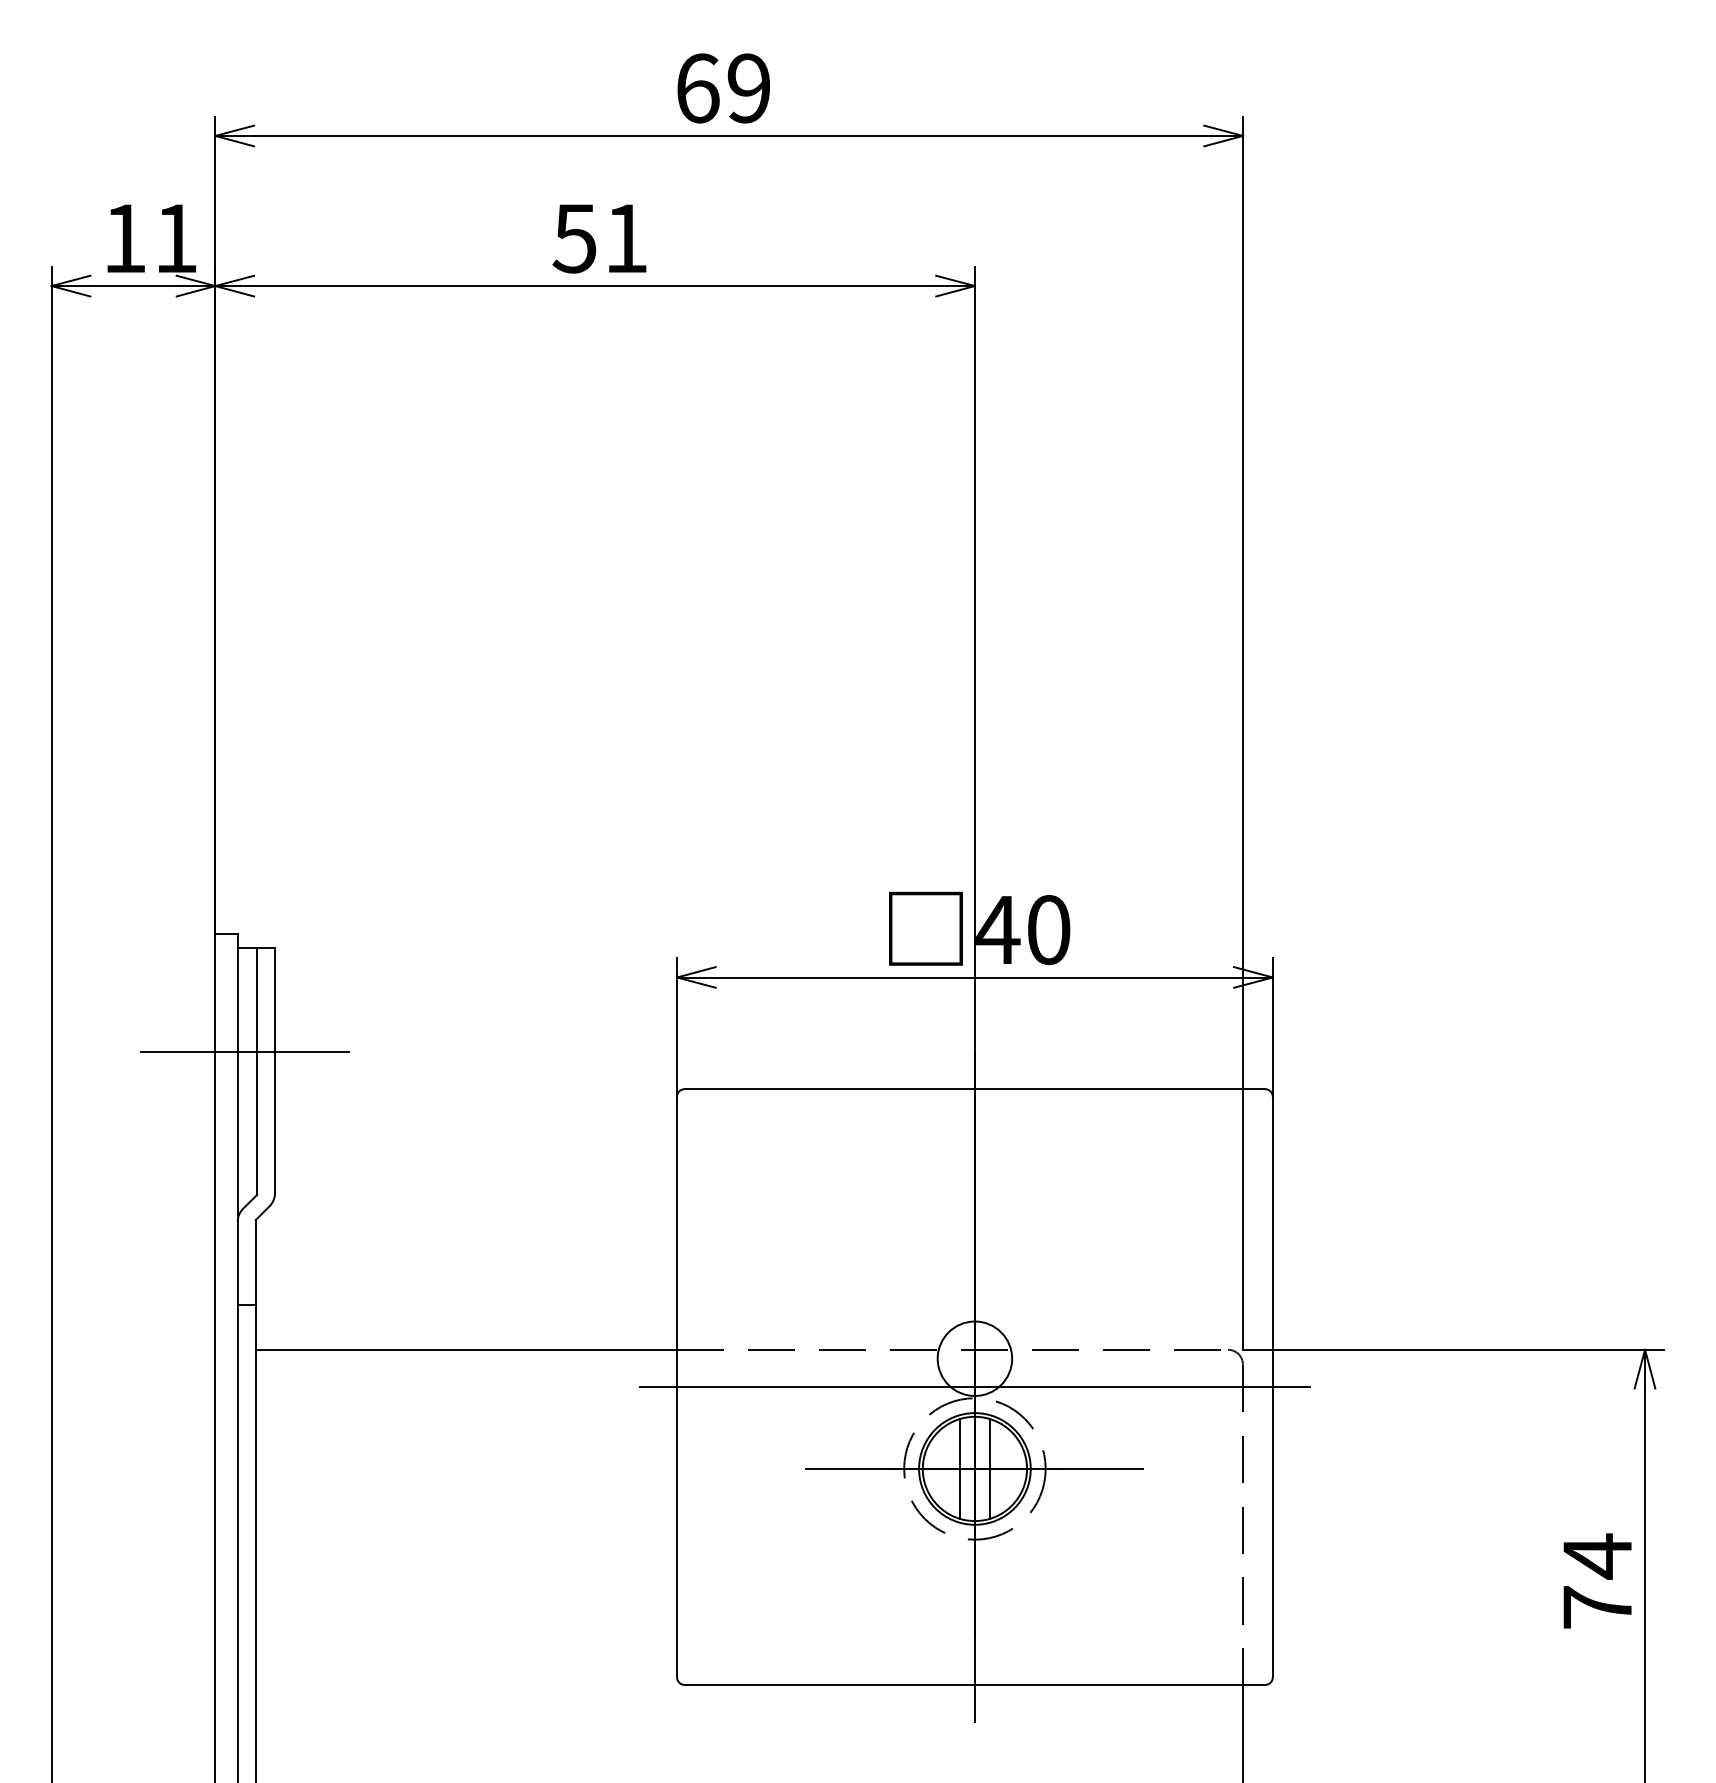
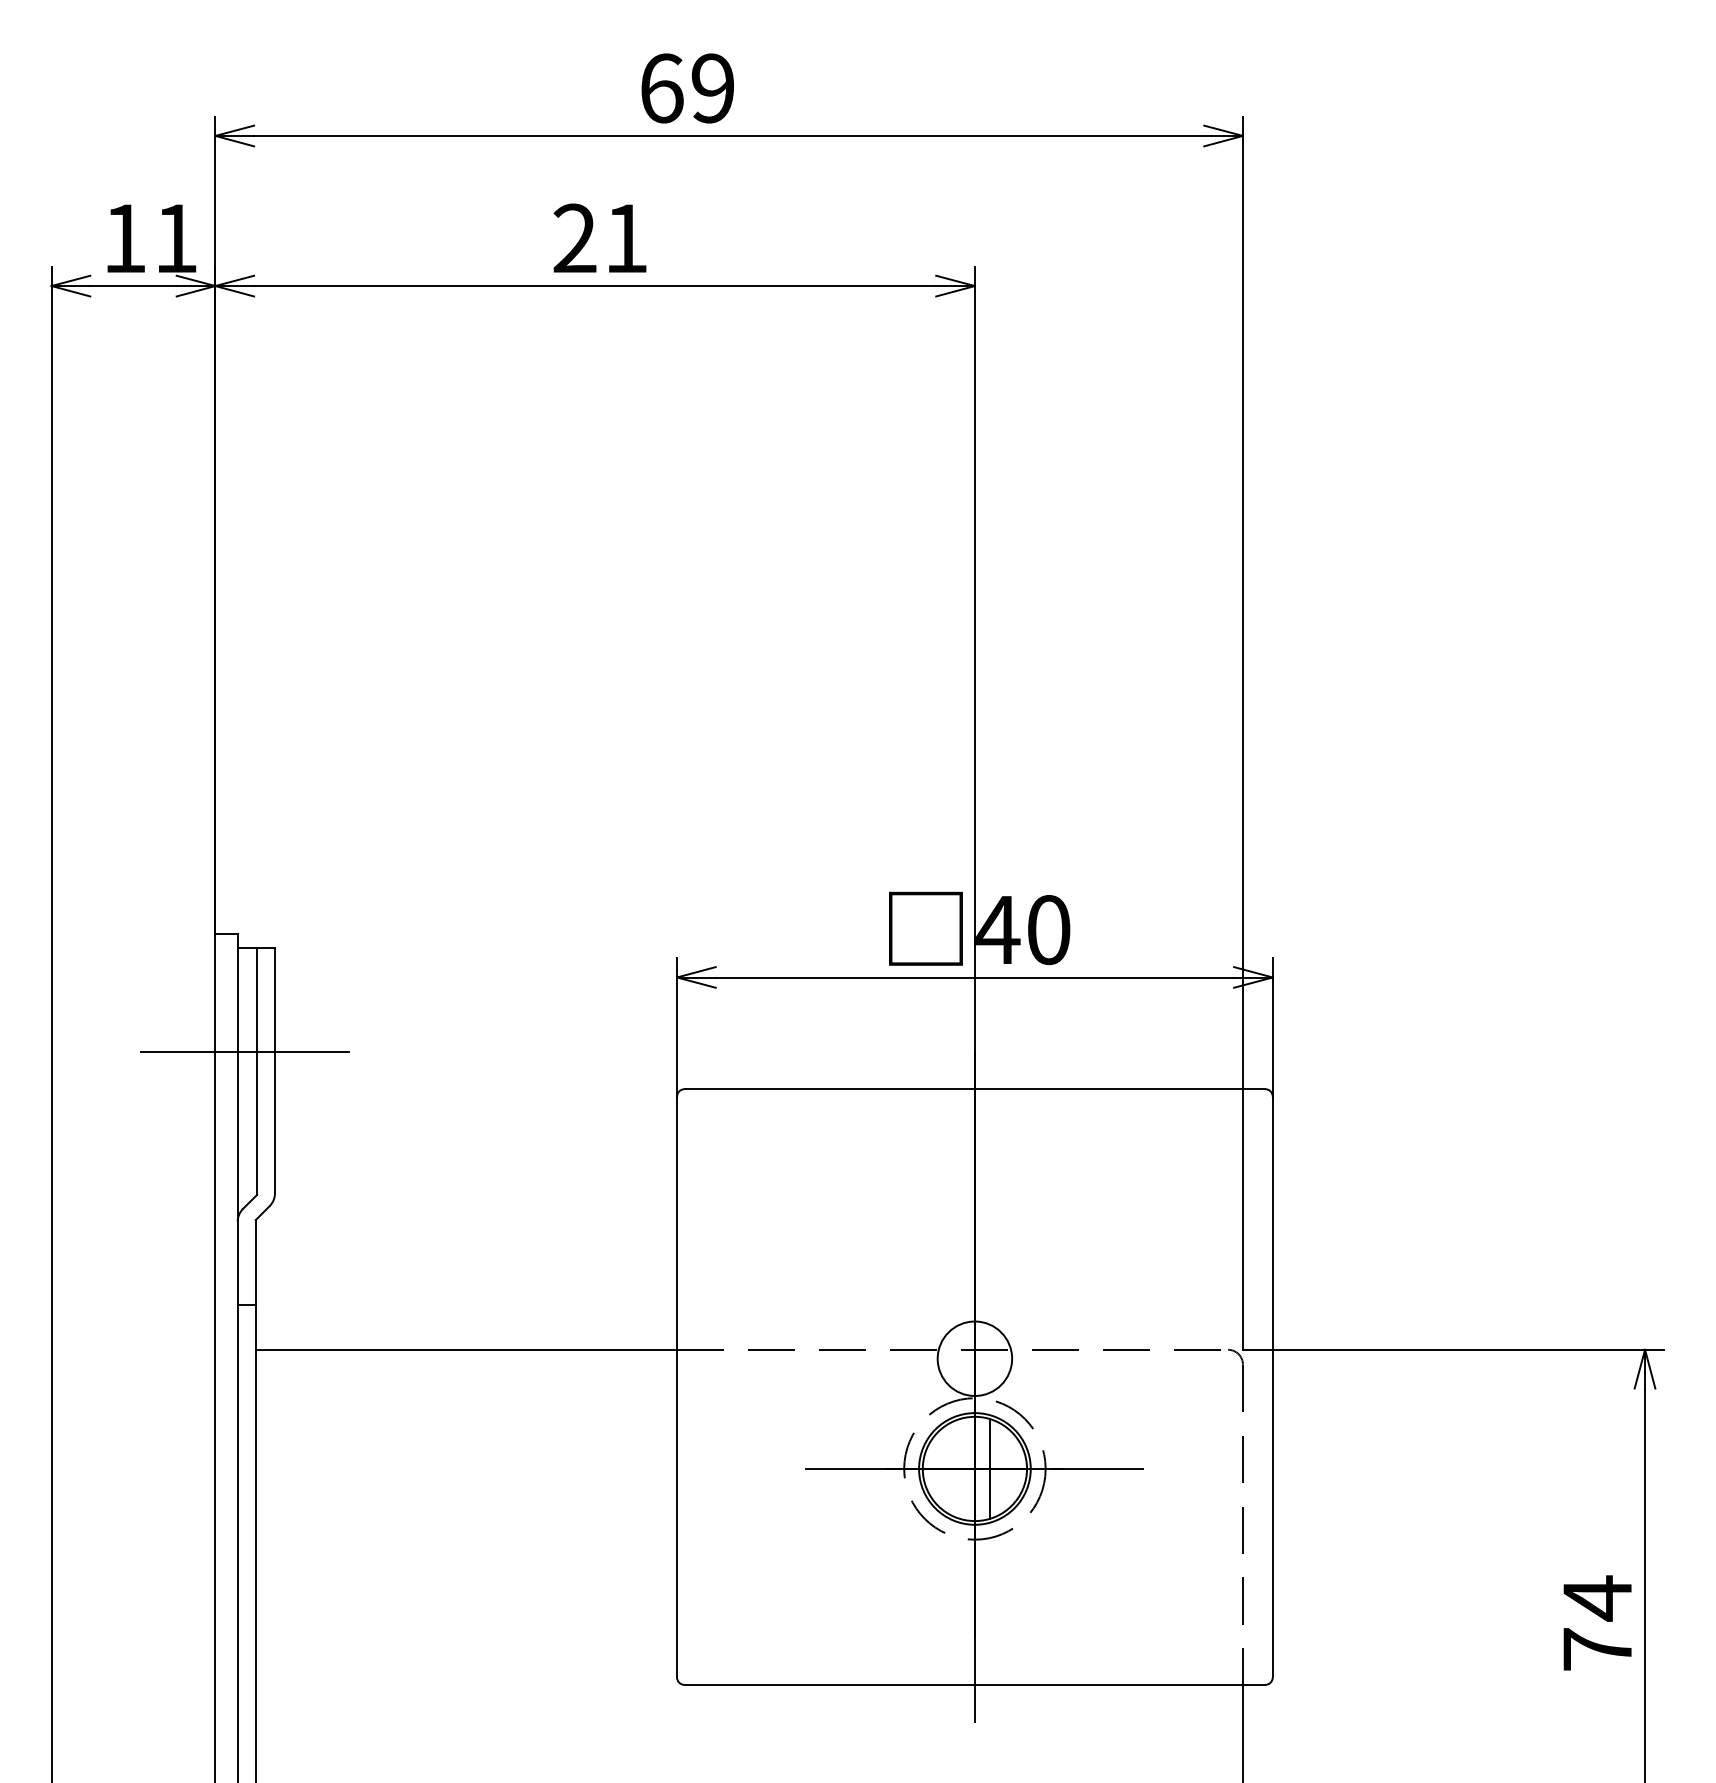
text position: (723, 88) -> (687, 88) (687, 88)
text: 51 -> 21 (574, 238)
line: present -> none (974, 1387)
line: present -> none (960, 1468)
text position: (1597, 1580) -> (1597, 1622) (1597, 1622)
